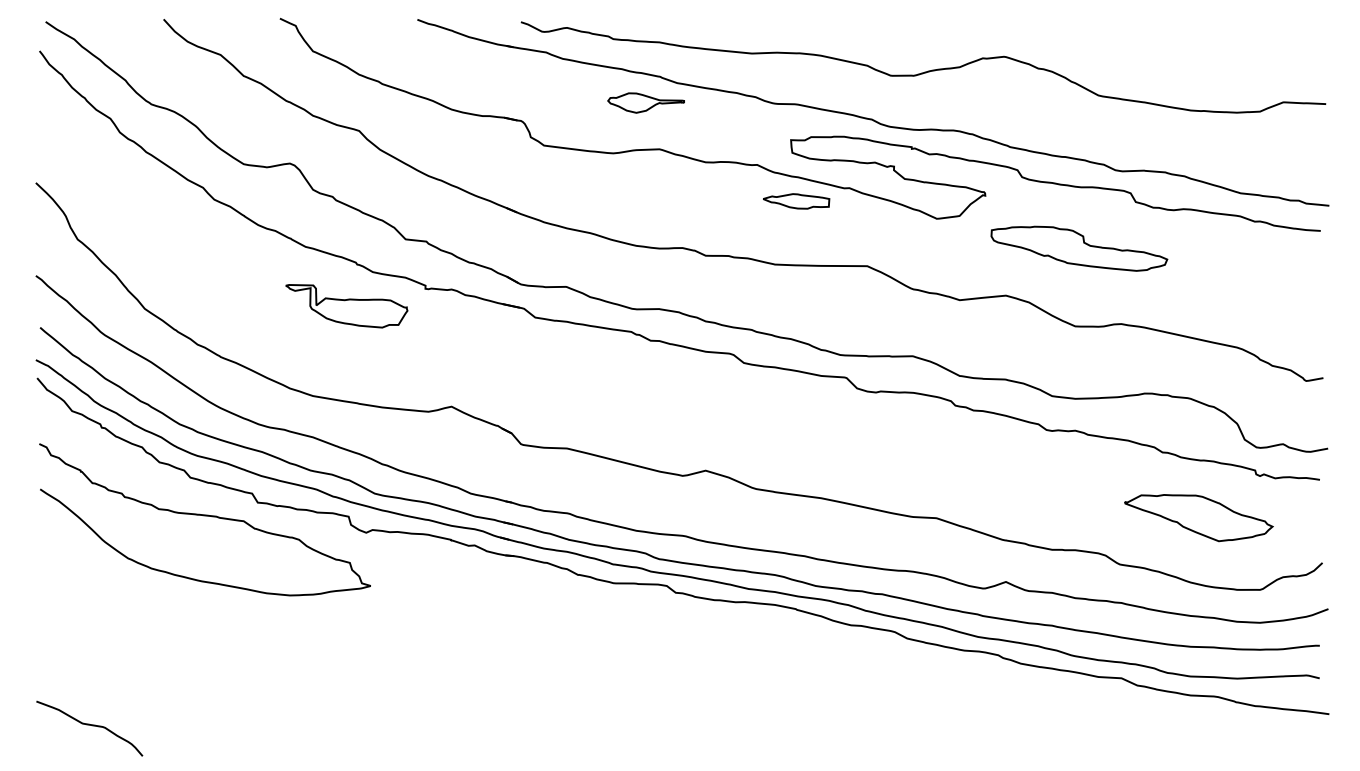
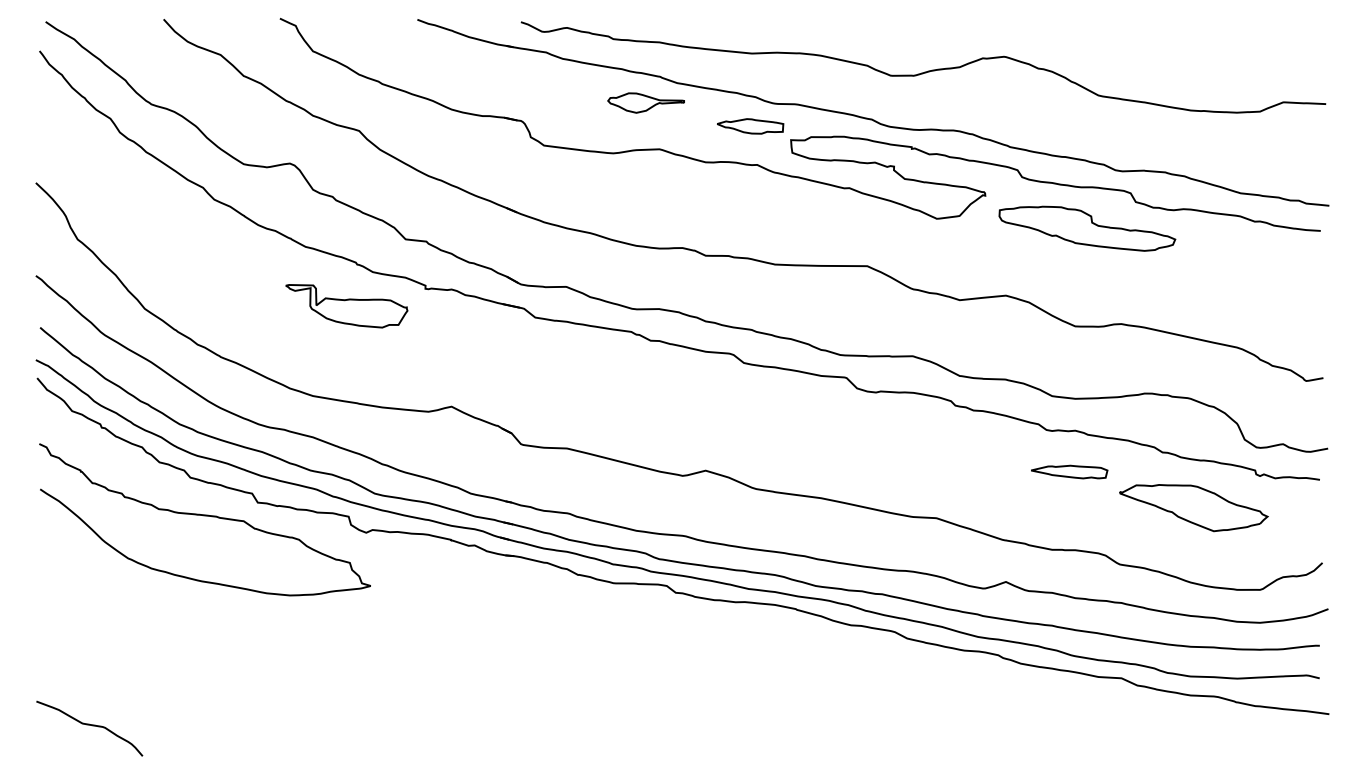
part position: (796, 201) -> (750, 126) (750, 126)
part position: (1079, 248) -> (1087, 228) (1087, 228)
part: none -> present (1069, 471)
part position: (1198, 518) -> (1193, 508) (1193, 508)
